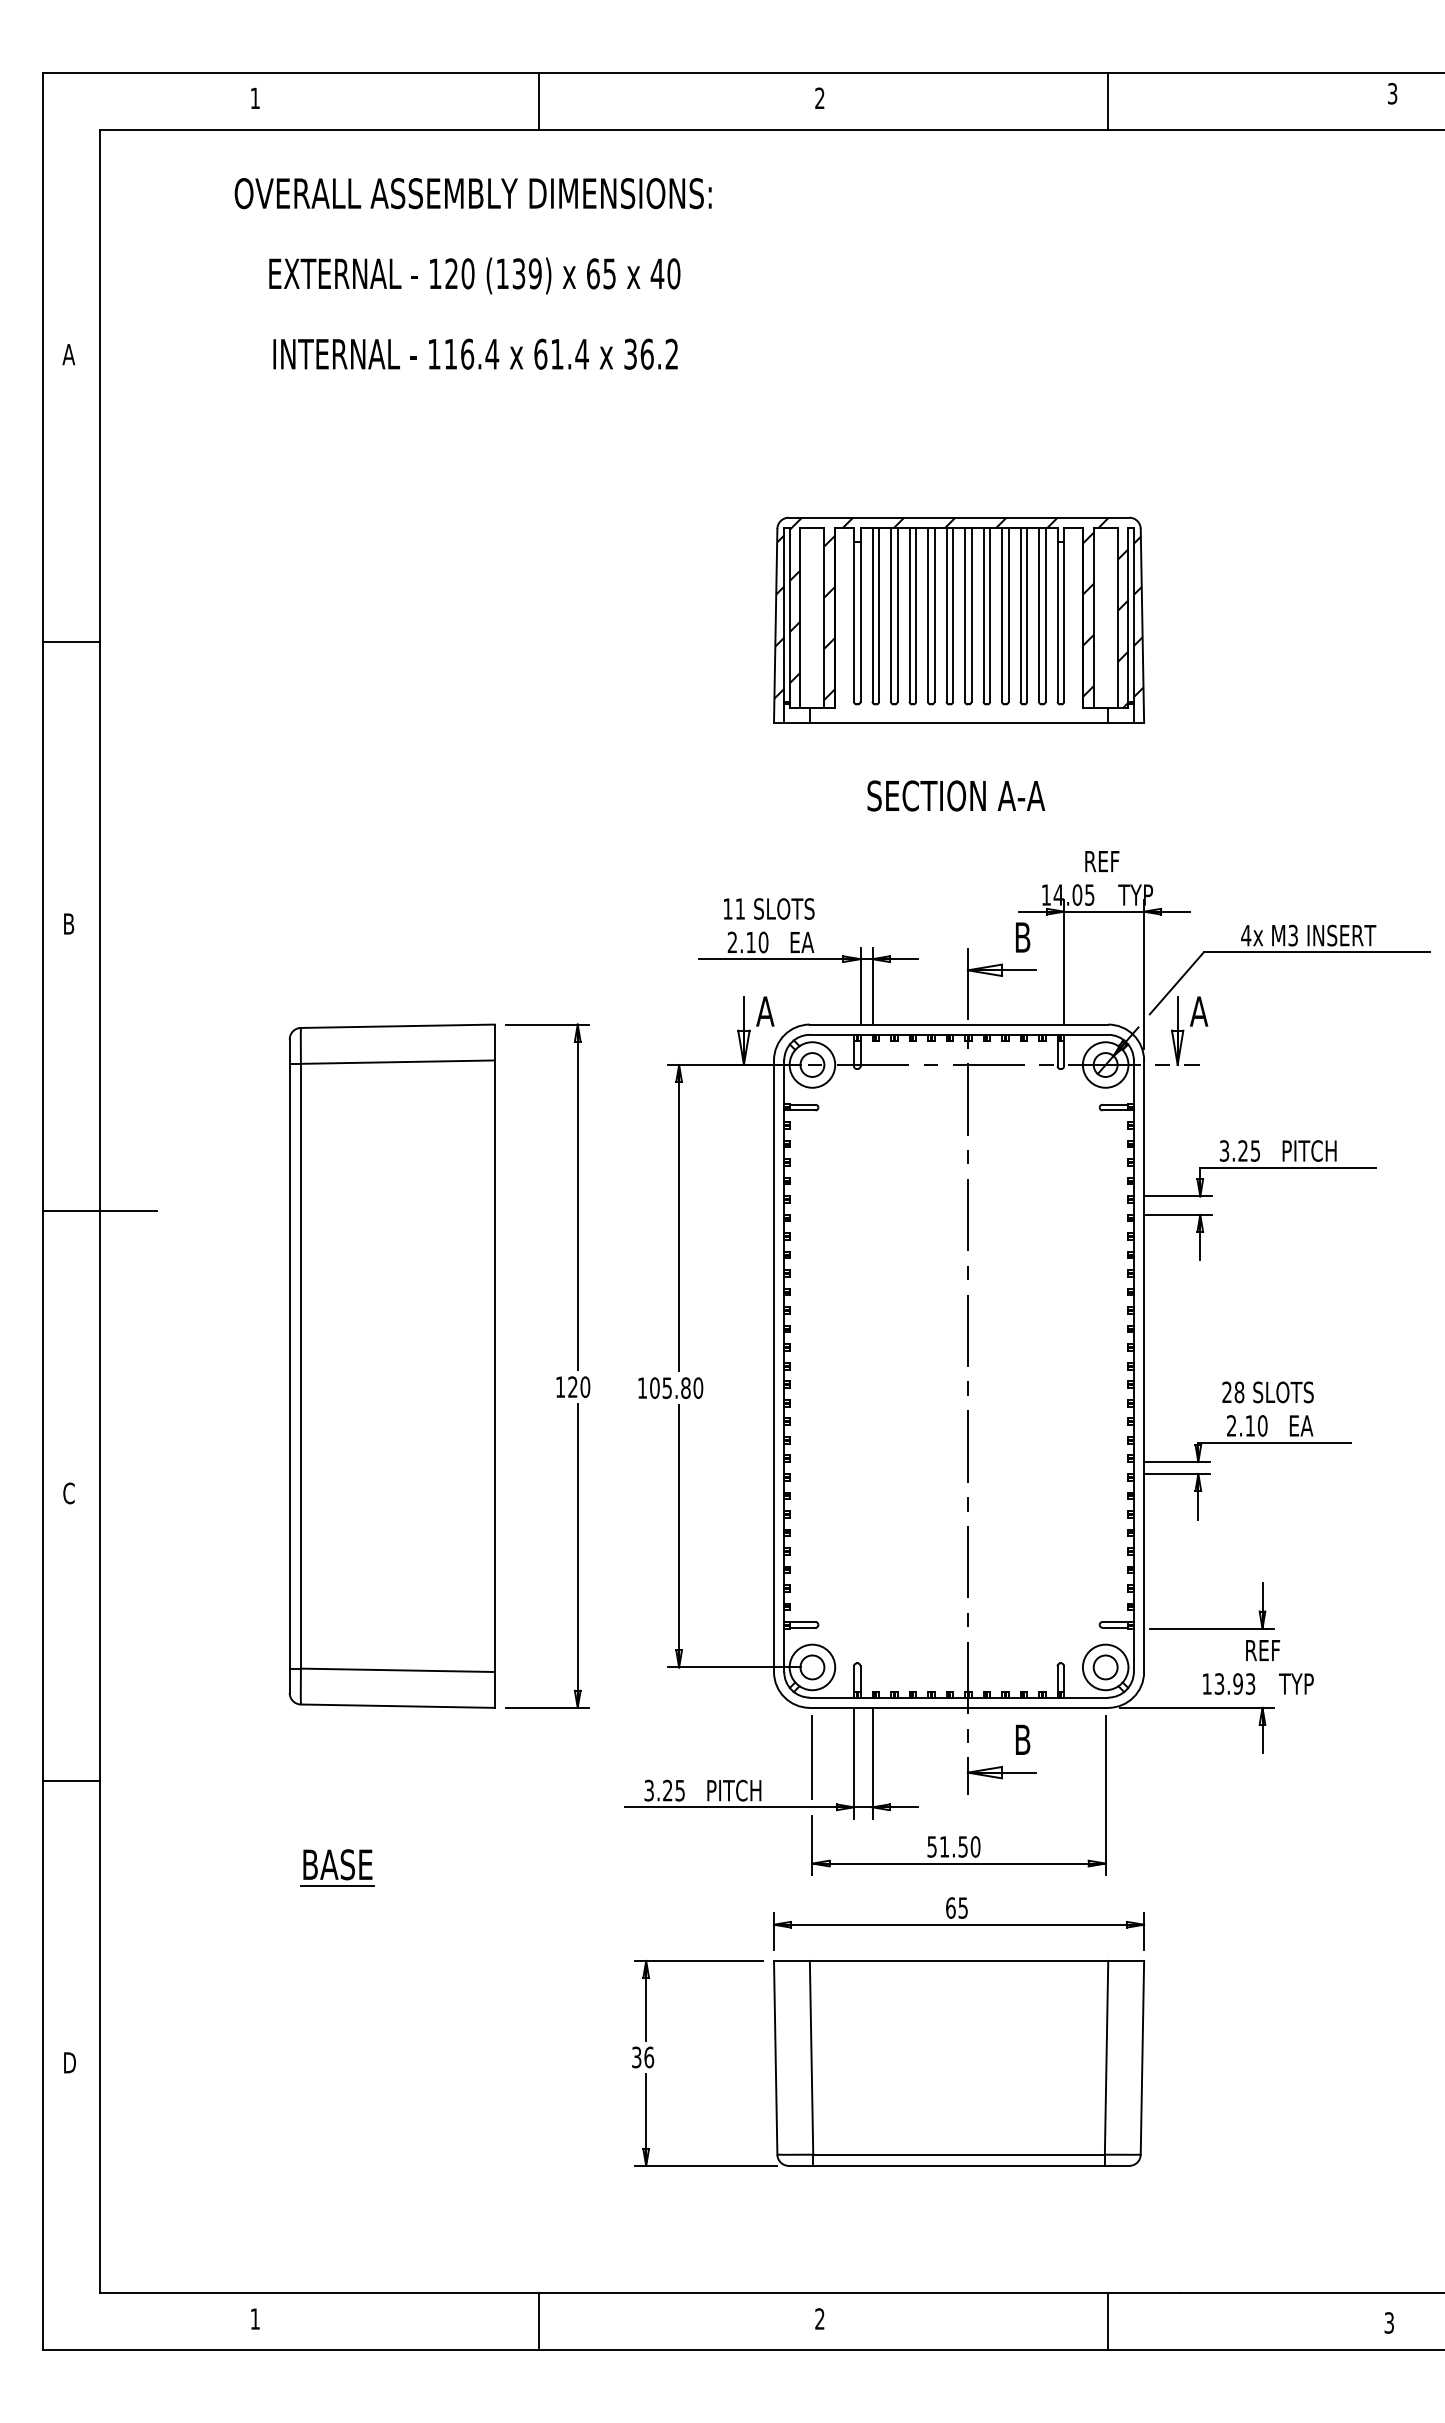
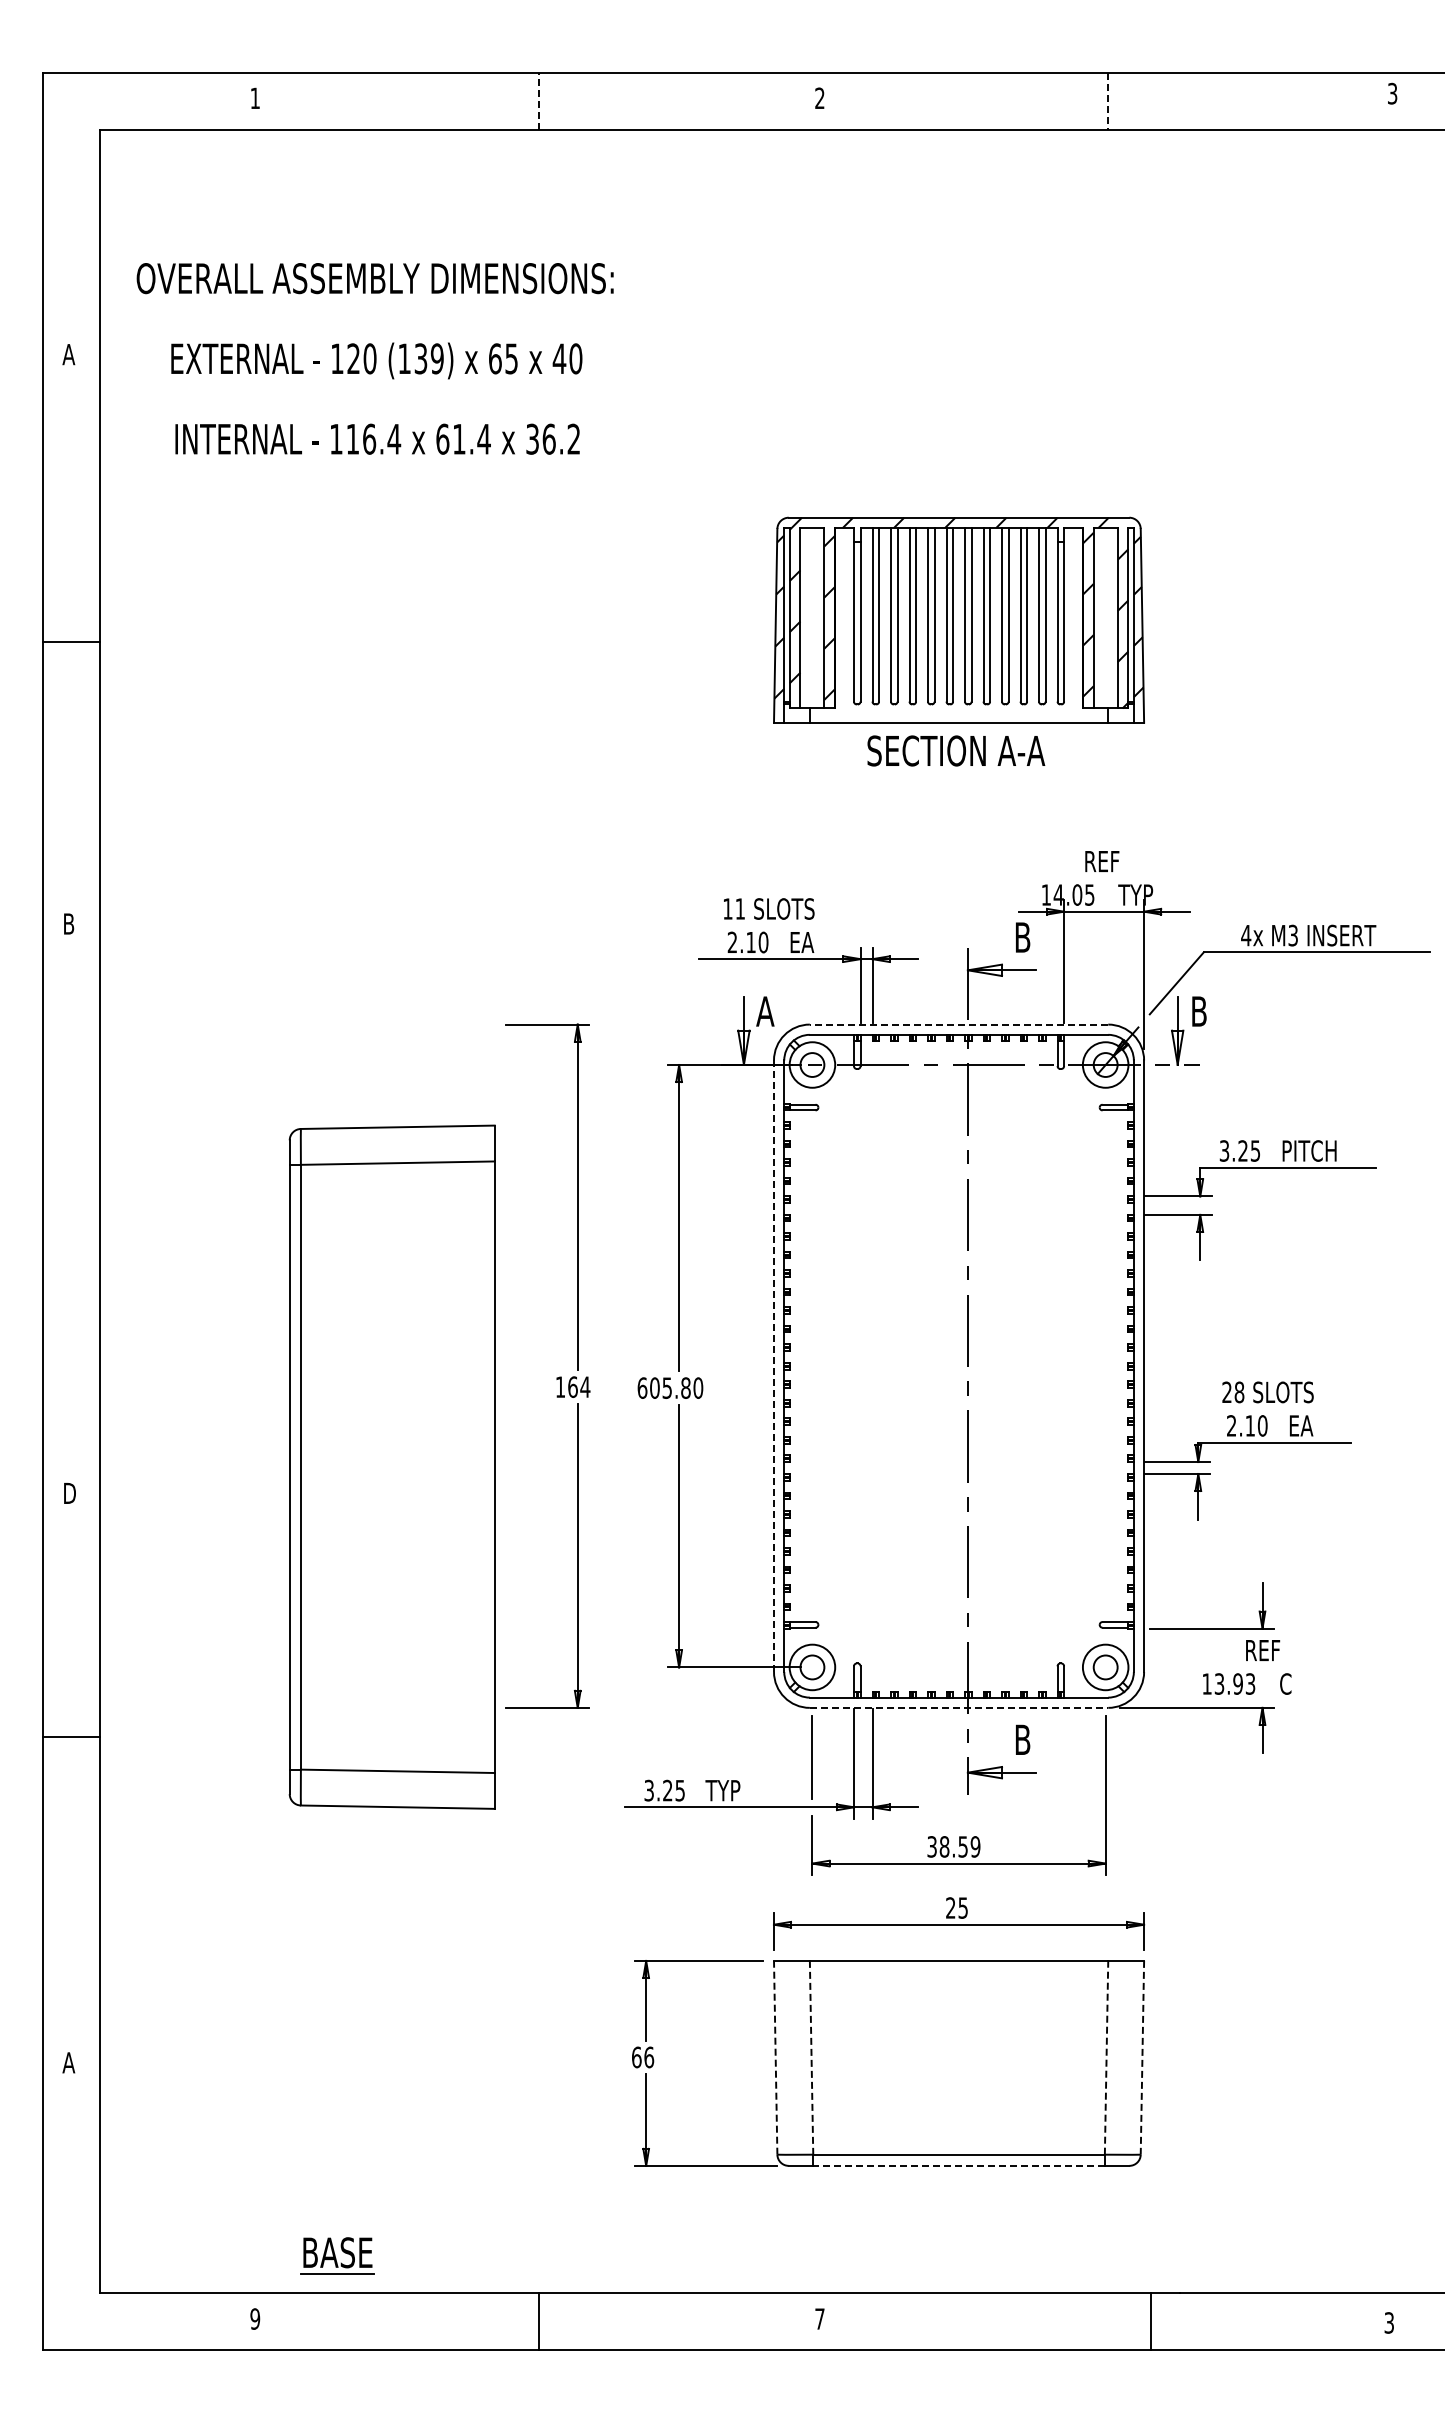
line: solid -> dashed (538, 100)
line: solid -> dashed (1107, 101)
text position: (472, 273) -> (374, 358) (374, 358)
text position: (956, 795) -> (956, 750) (956, 750)
text: A -> B (1199, 1011)
line: solid -> dashed (958, 1024)
line: present -> none (100, 1211)
part position: (391, 1365) -> (391, 1466) (391, 1466)
line: solid -> dashed (774, 1366)
text: 120 -> 164 (579, 1386)
text: 105.80 -> 605.80 (642, 1387)
text: C -> D (69, 1493)
text: TYP -> C (1296, 1683)
line: solid -> dashed (959, 1707)
line position: (71, 1780) -> (71, 1736) (71, 1736)
text: PITCH -> TYP (733, 1790)
text: 51.50 -> 38.59 (954, 1846)
part position: (337, 1867) -> (337, 2255) (337, 2255)
text: 65 -> 25 (950, 1907)
text: 36 -> 66 (636, 2057)
line: solid -> dashed (775, 2057)
line: solid -> dashed (811, 2057)
line: solid -> dashed (1106, 2057)
line: solid -> dashed (1142, 2057)
text: D -> A (68, 2062)
line: solid -> dashed (959, 2165)
text: 1 -> 9 (255, 2318)
text: 2 -> 7 (819, 2318)
line position: (1107, 2321) -> (1150, 2321) (1150, 2321)
